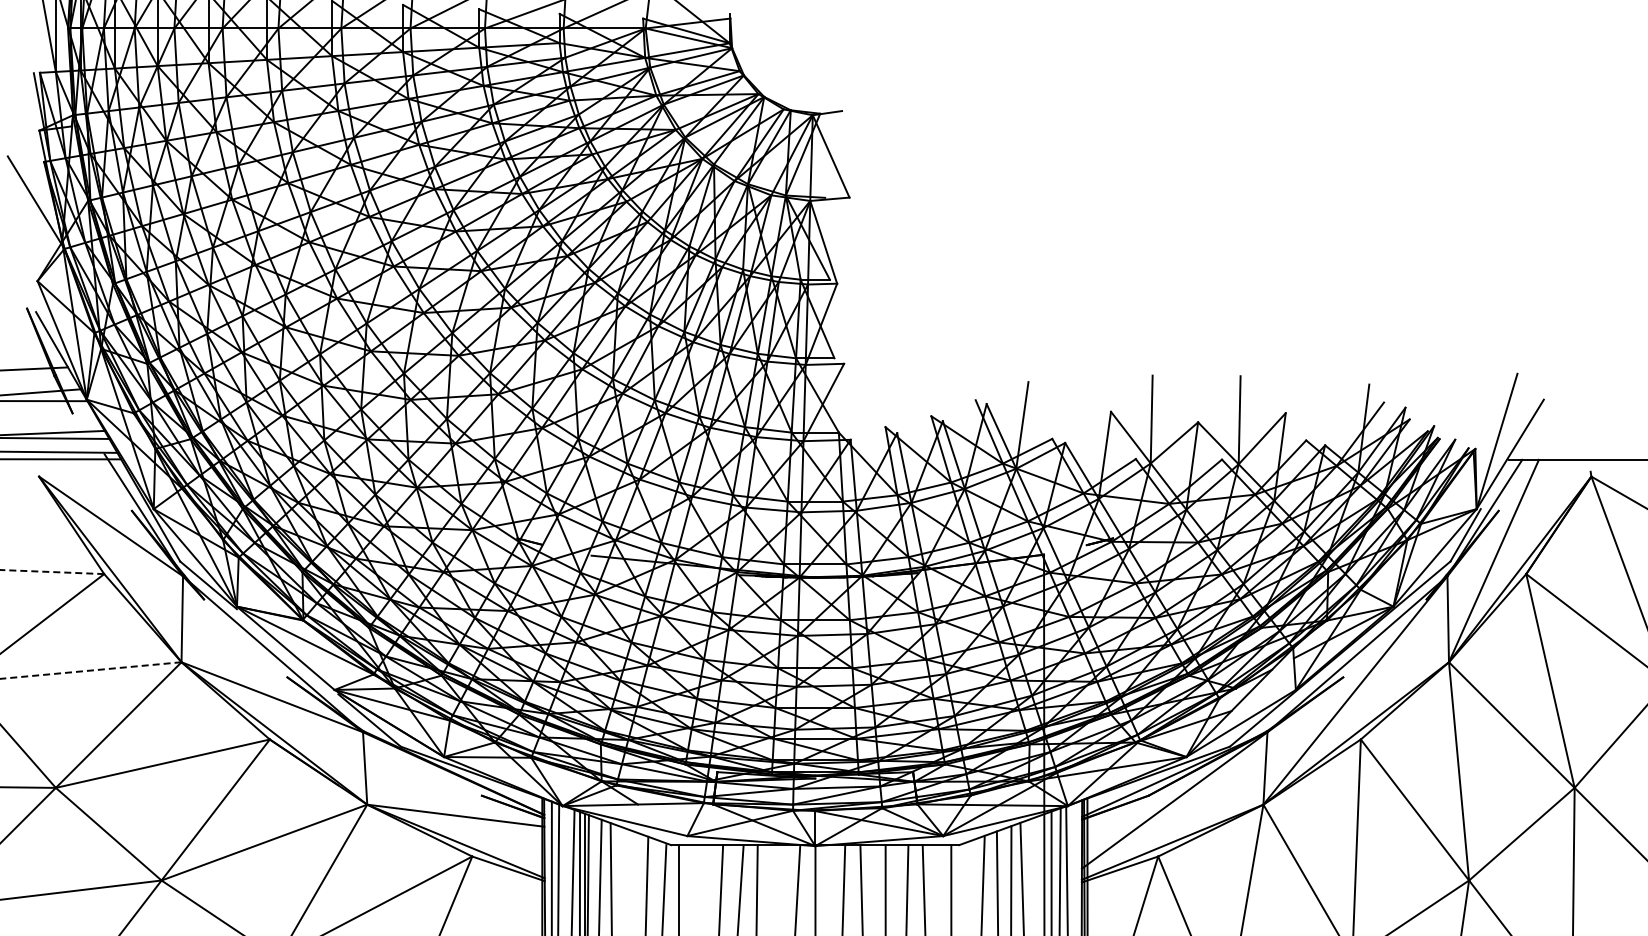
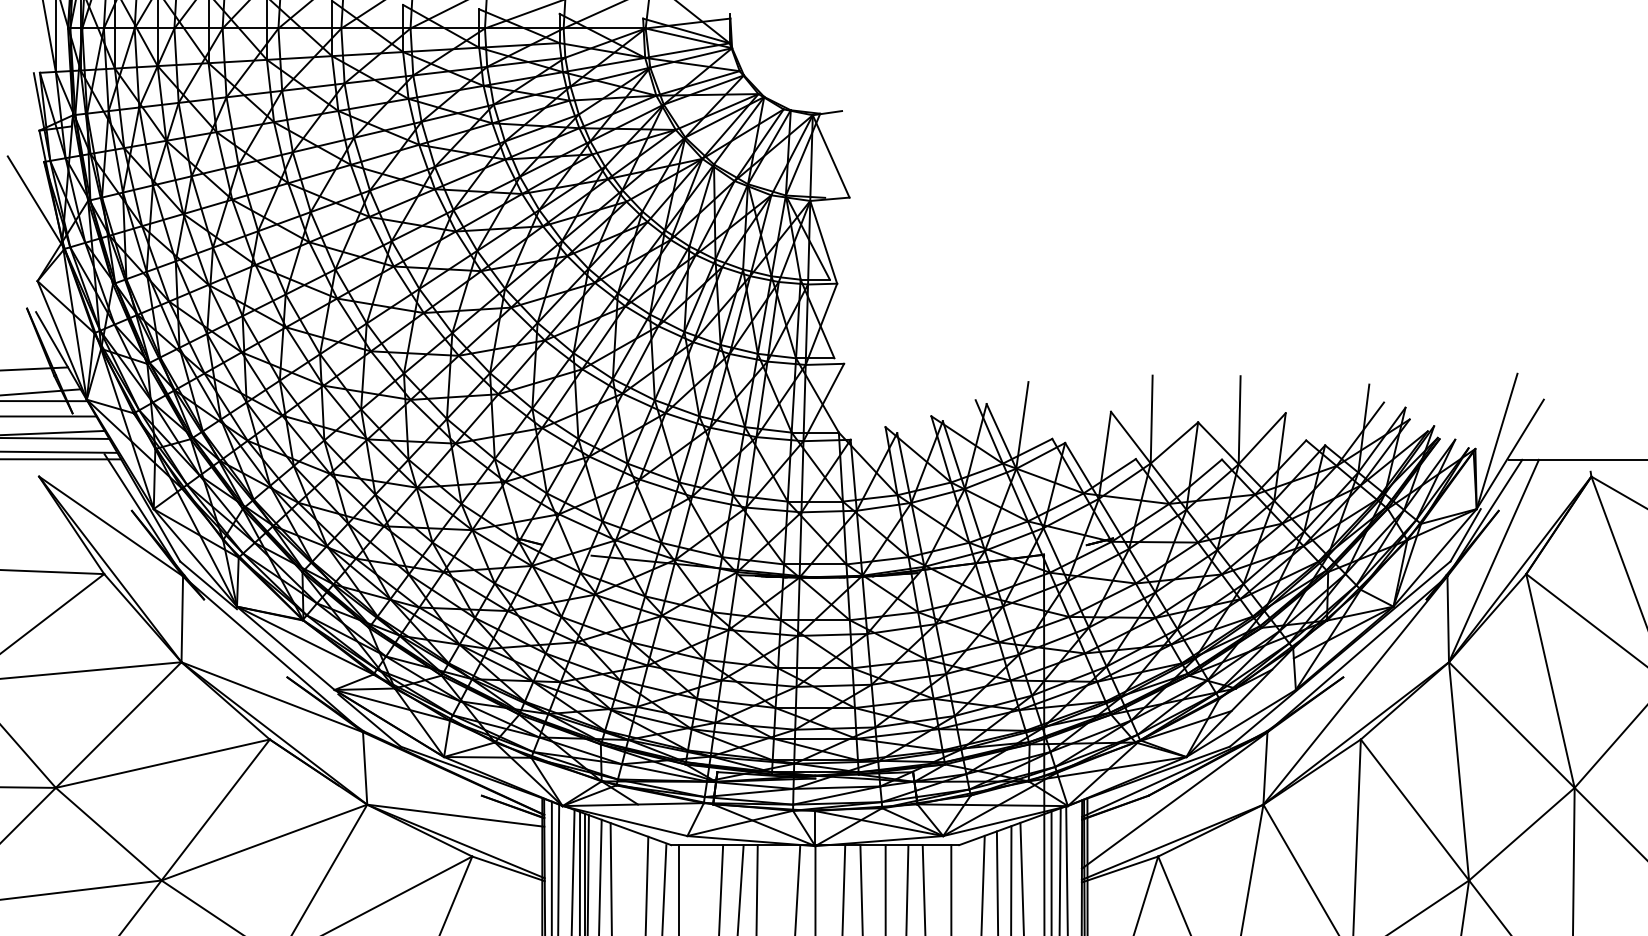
line: none -> present (49, 416)
line: dashed -> solid (52, 572)
line: dashed -> solid (90, 670)
